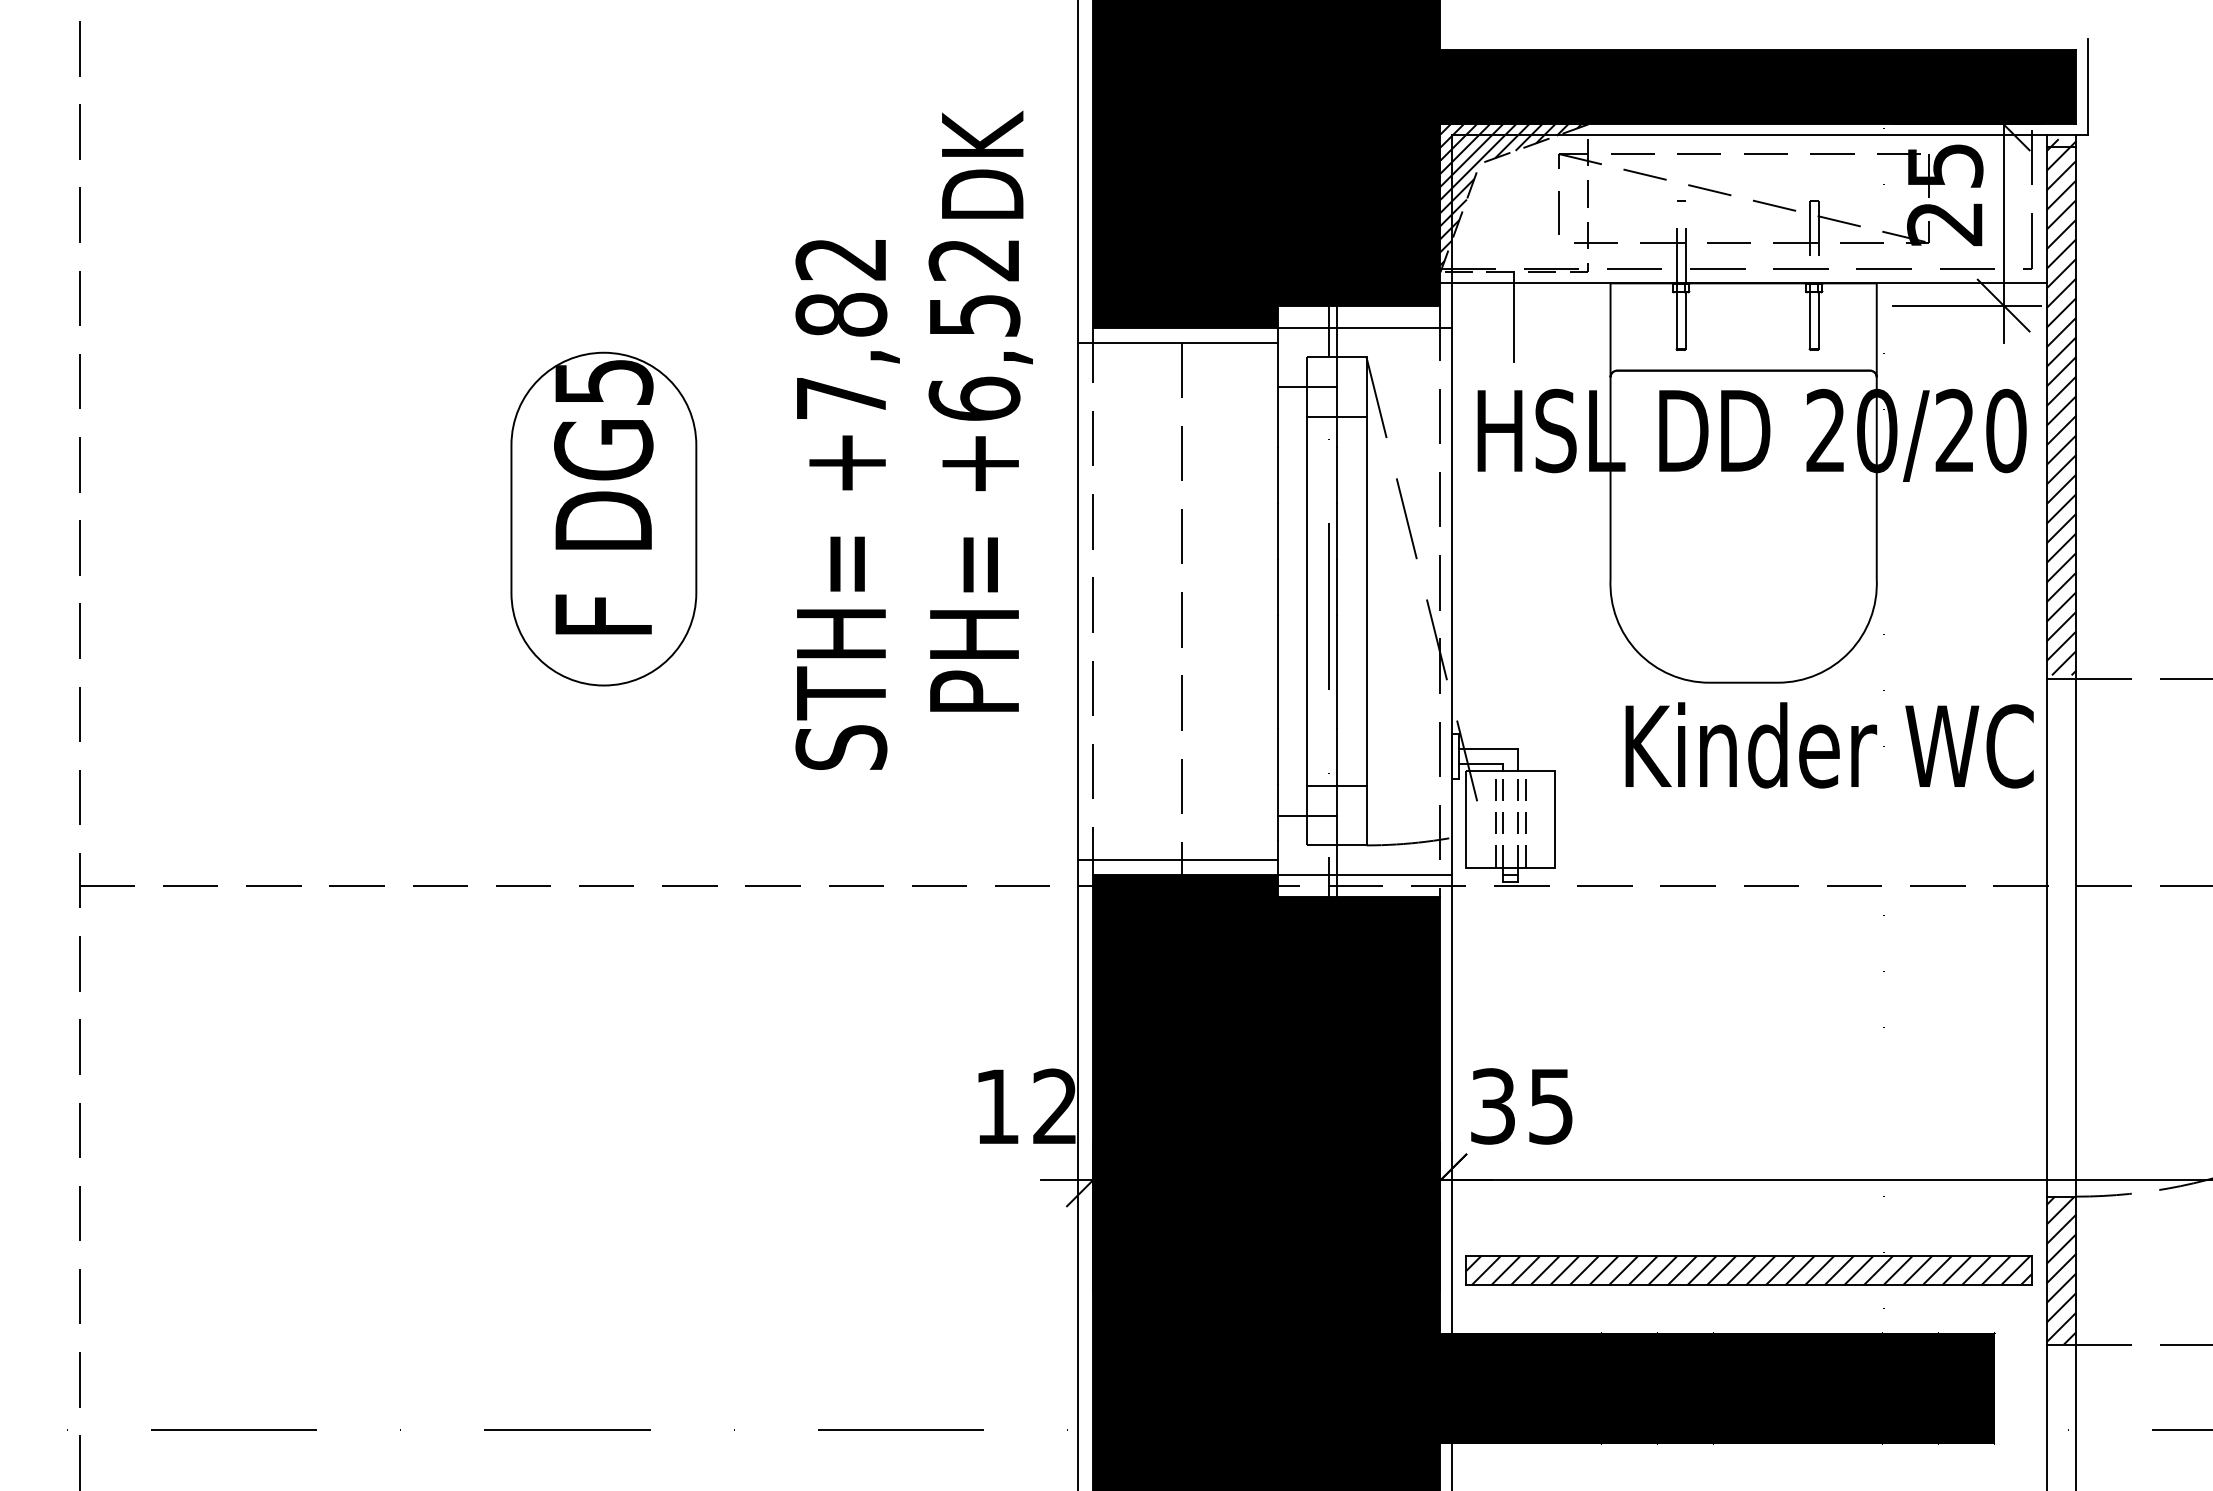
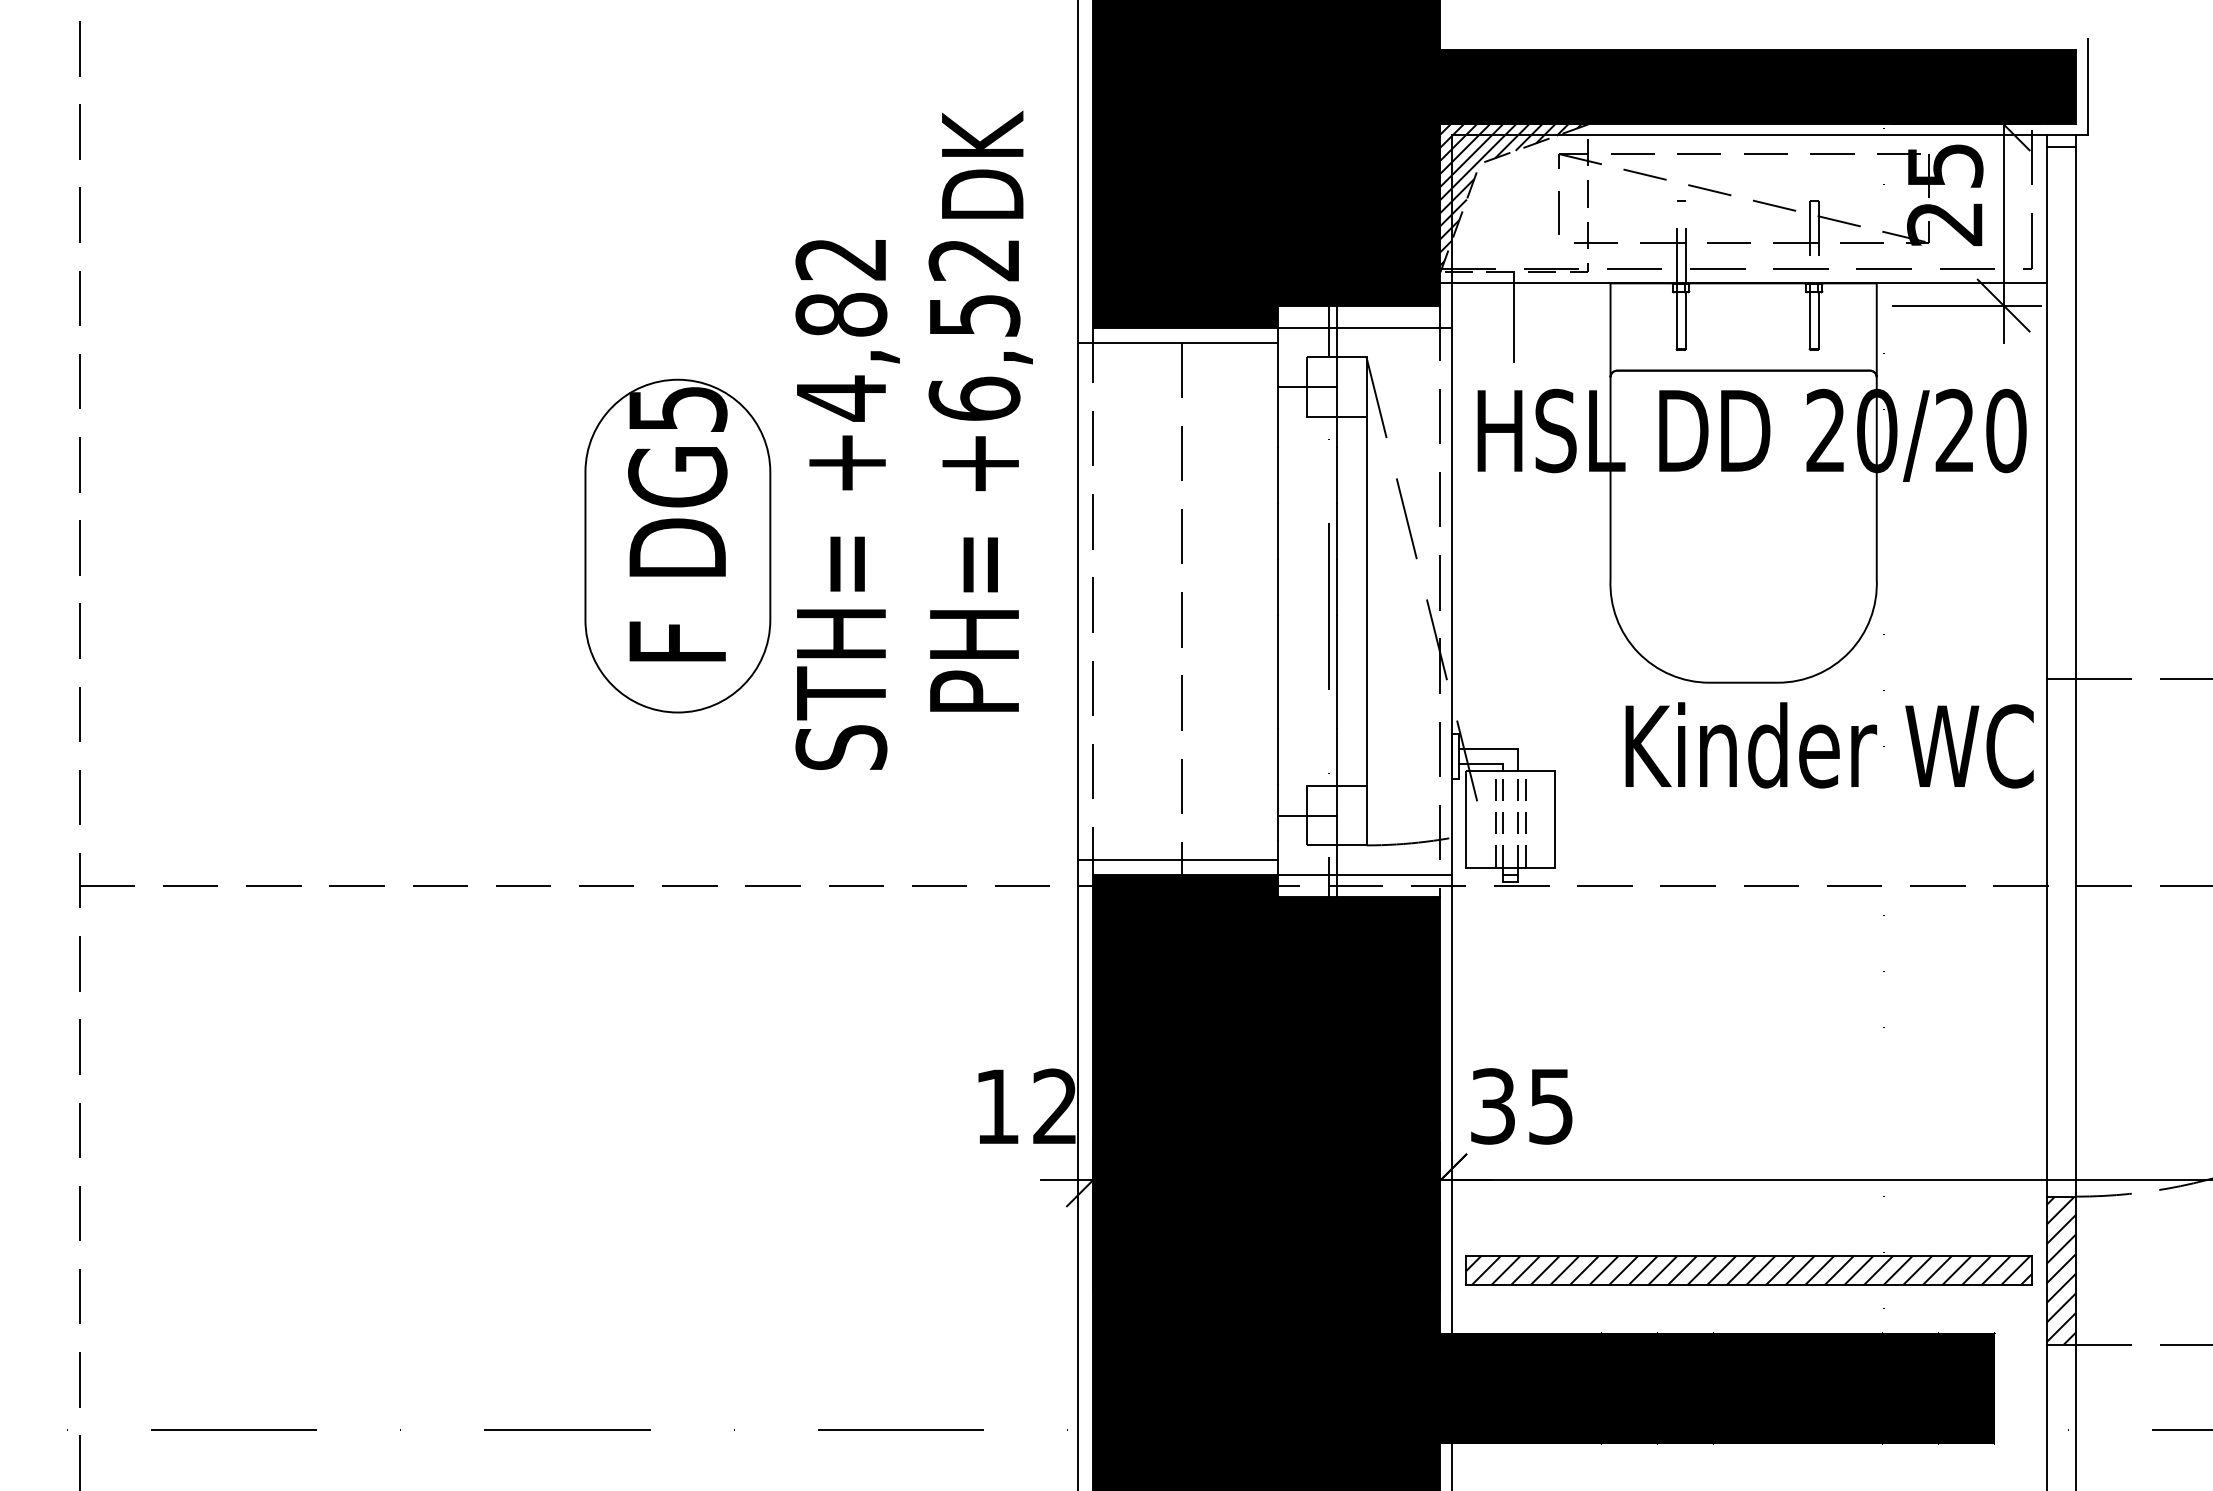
text: +7,82 -> +4,82 (841, 398)
hatch: present -> none (2061, 407)
part position: (603, 518) -> (677, 545) (677, 545)
line: present -> none (1307, 601)
